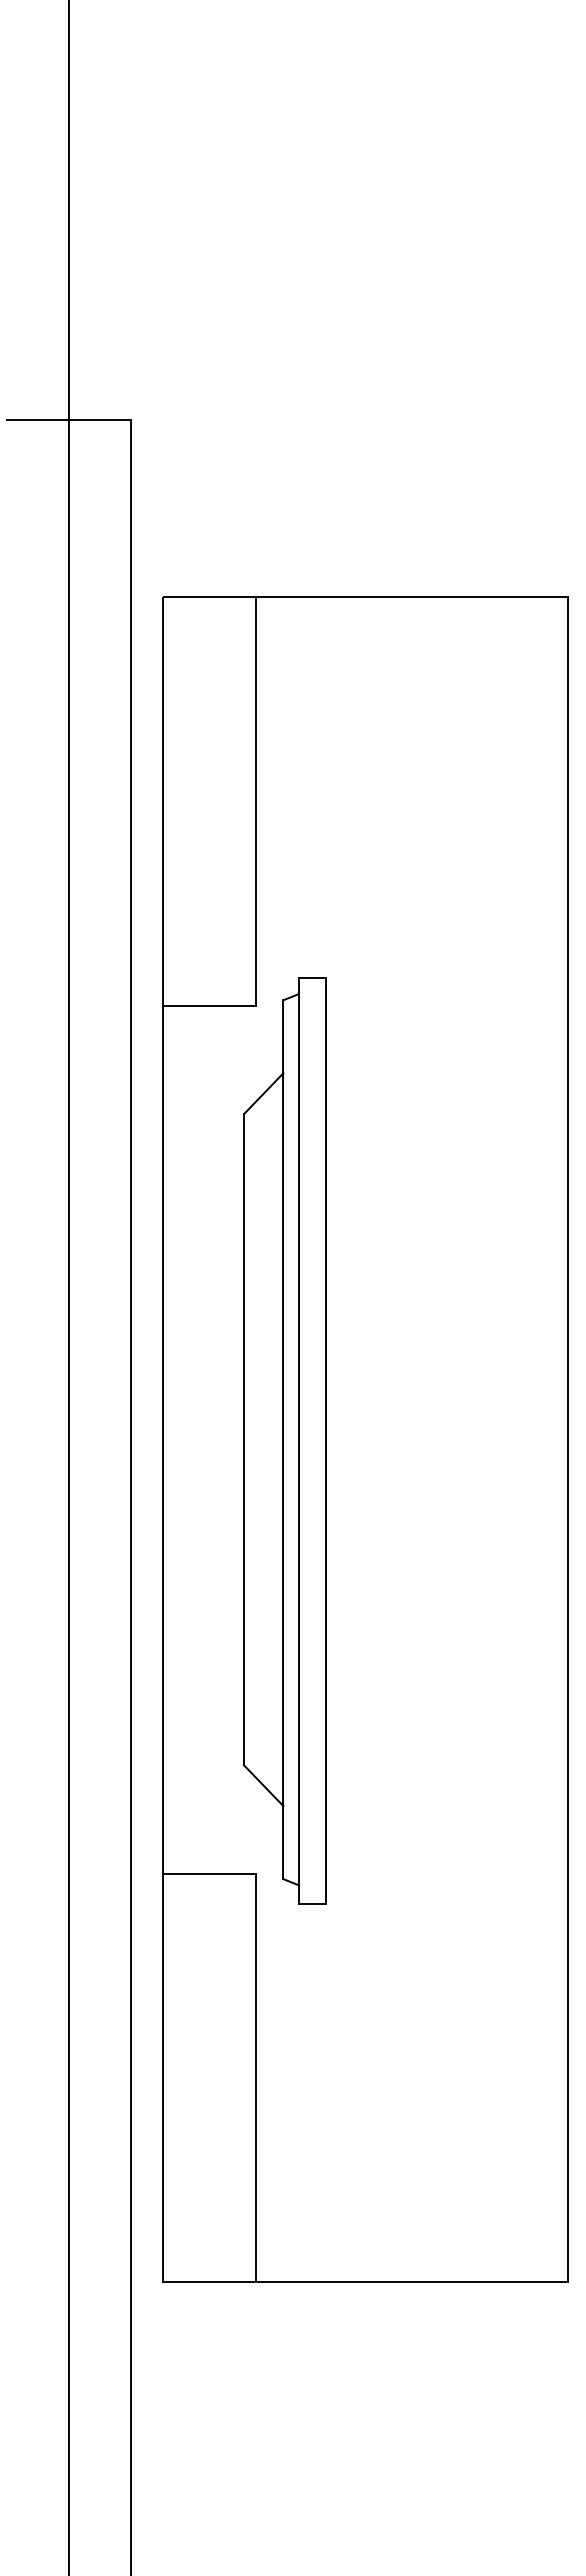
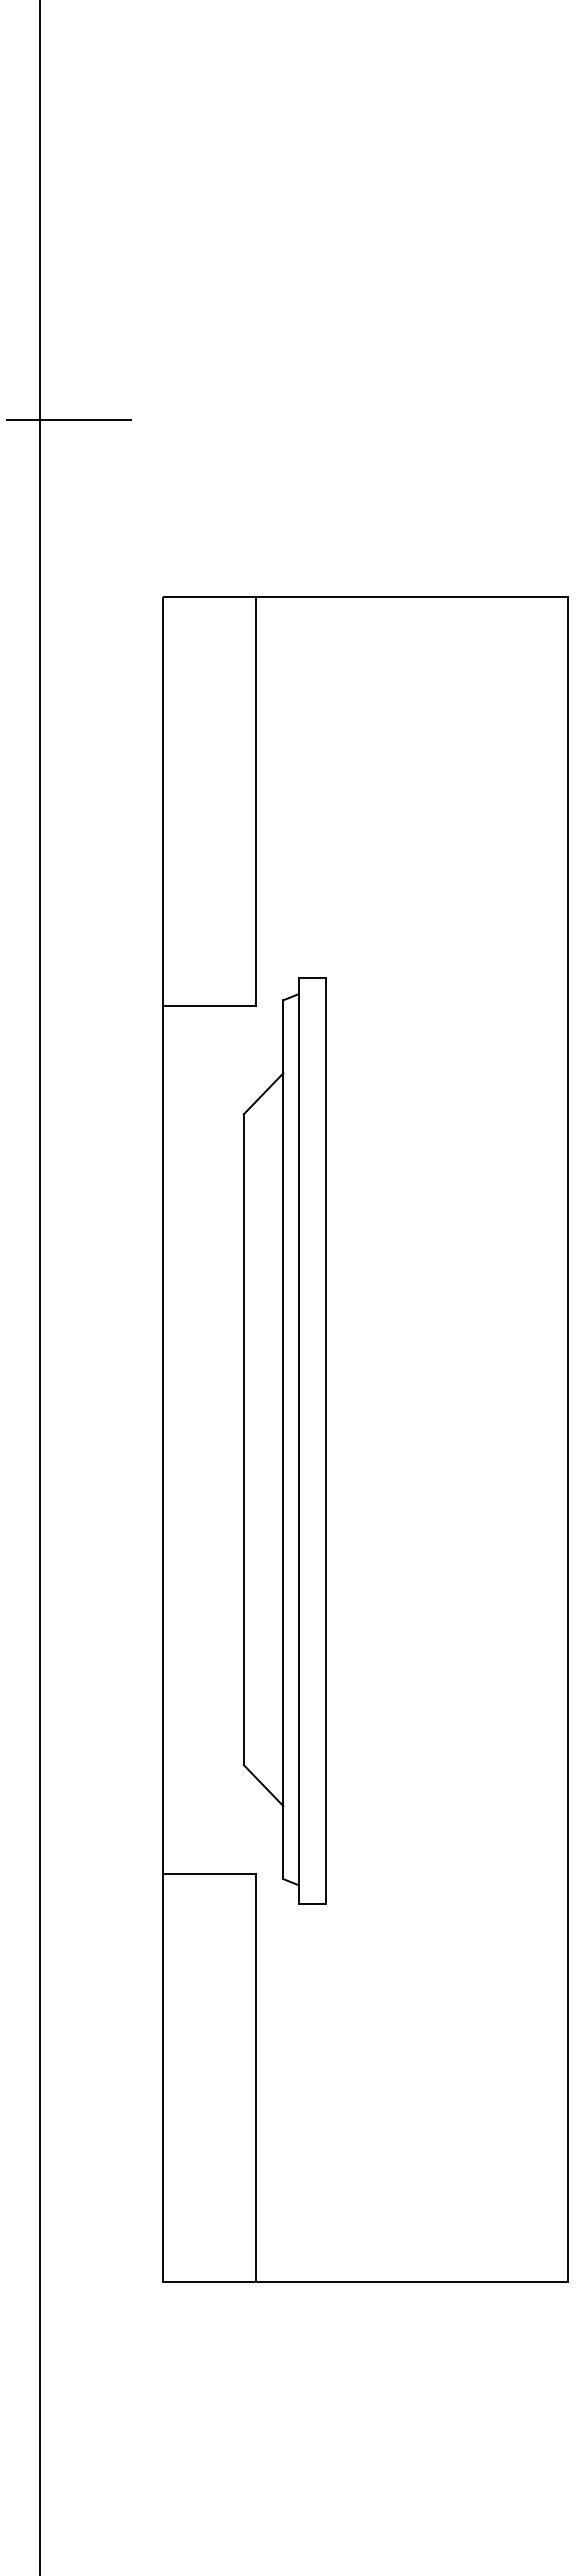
line position: (69, 1287) -> (40, 1287) (40, 1287)
line: present -> none (131, 1495)
